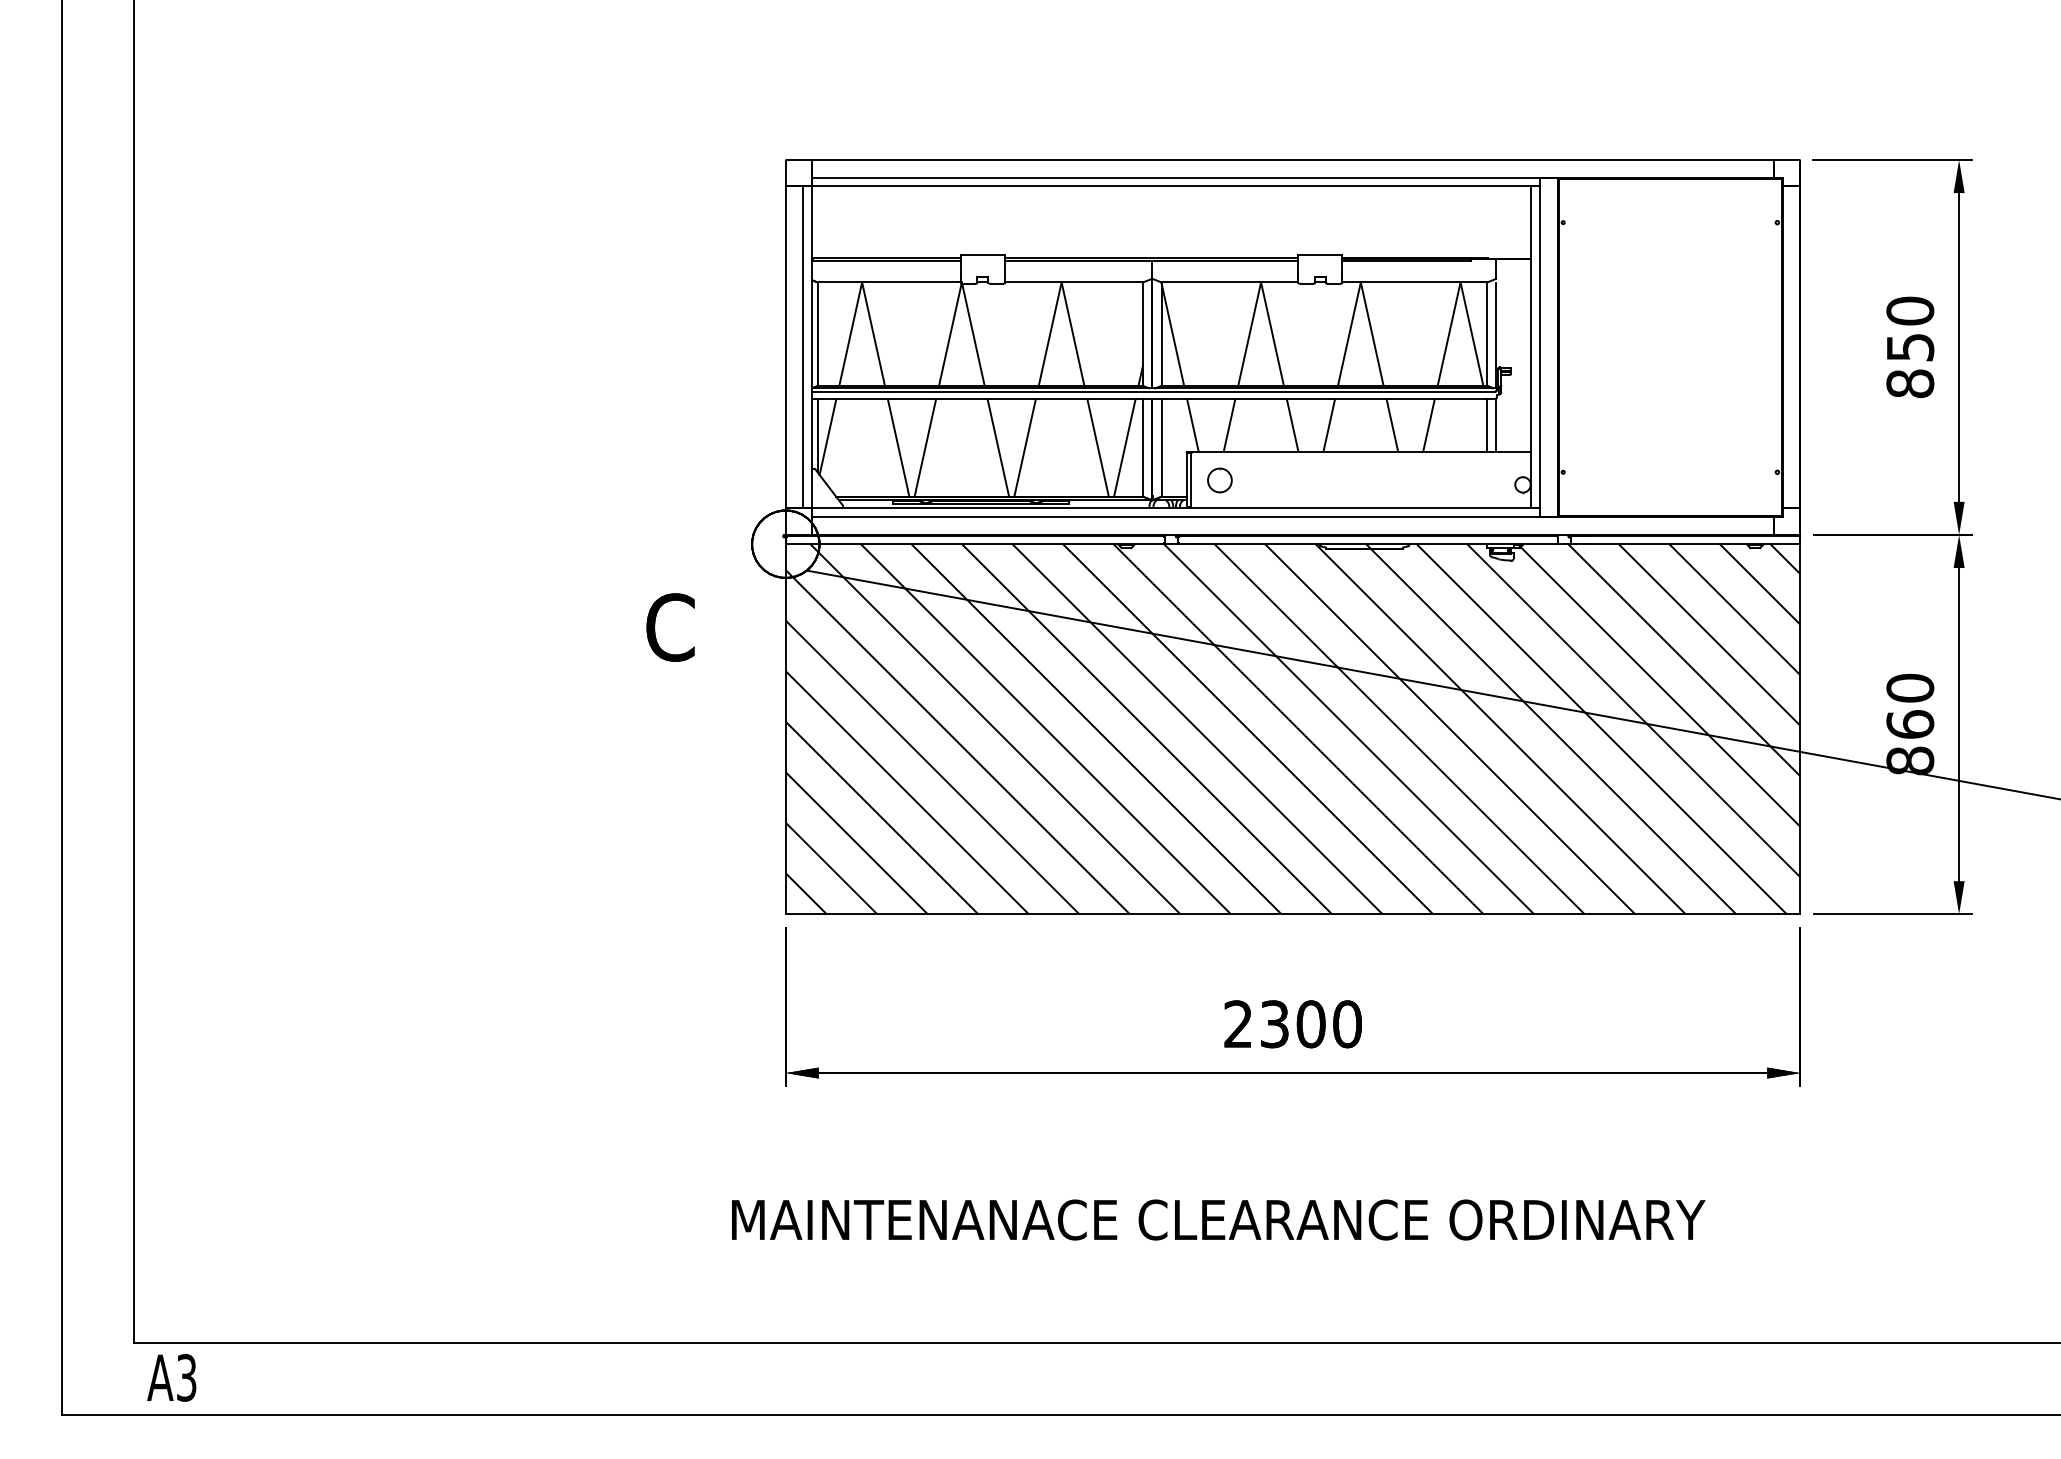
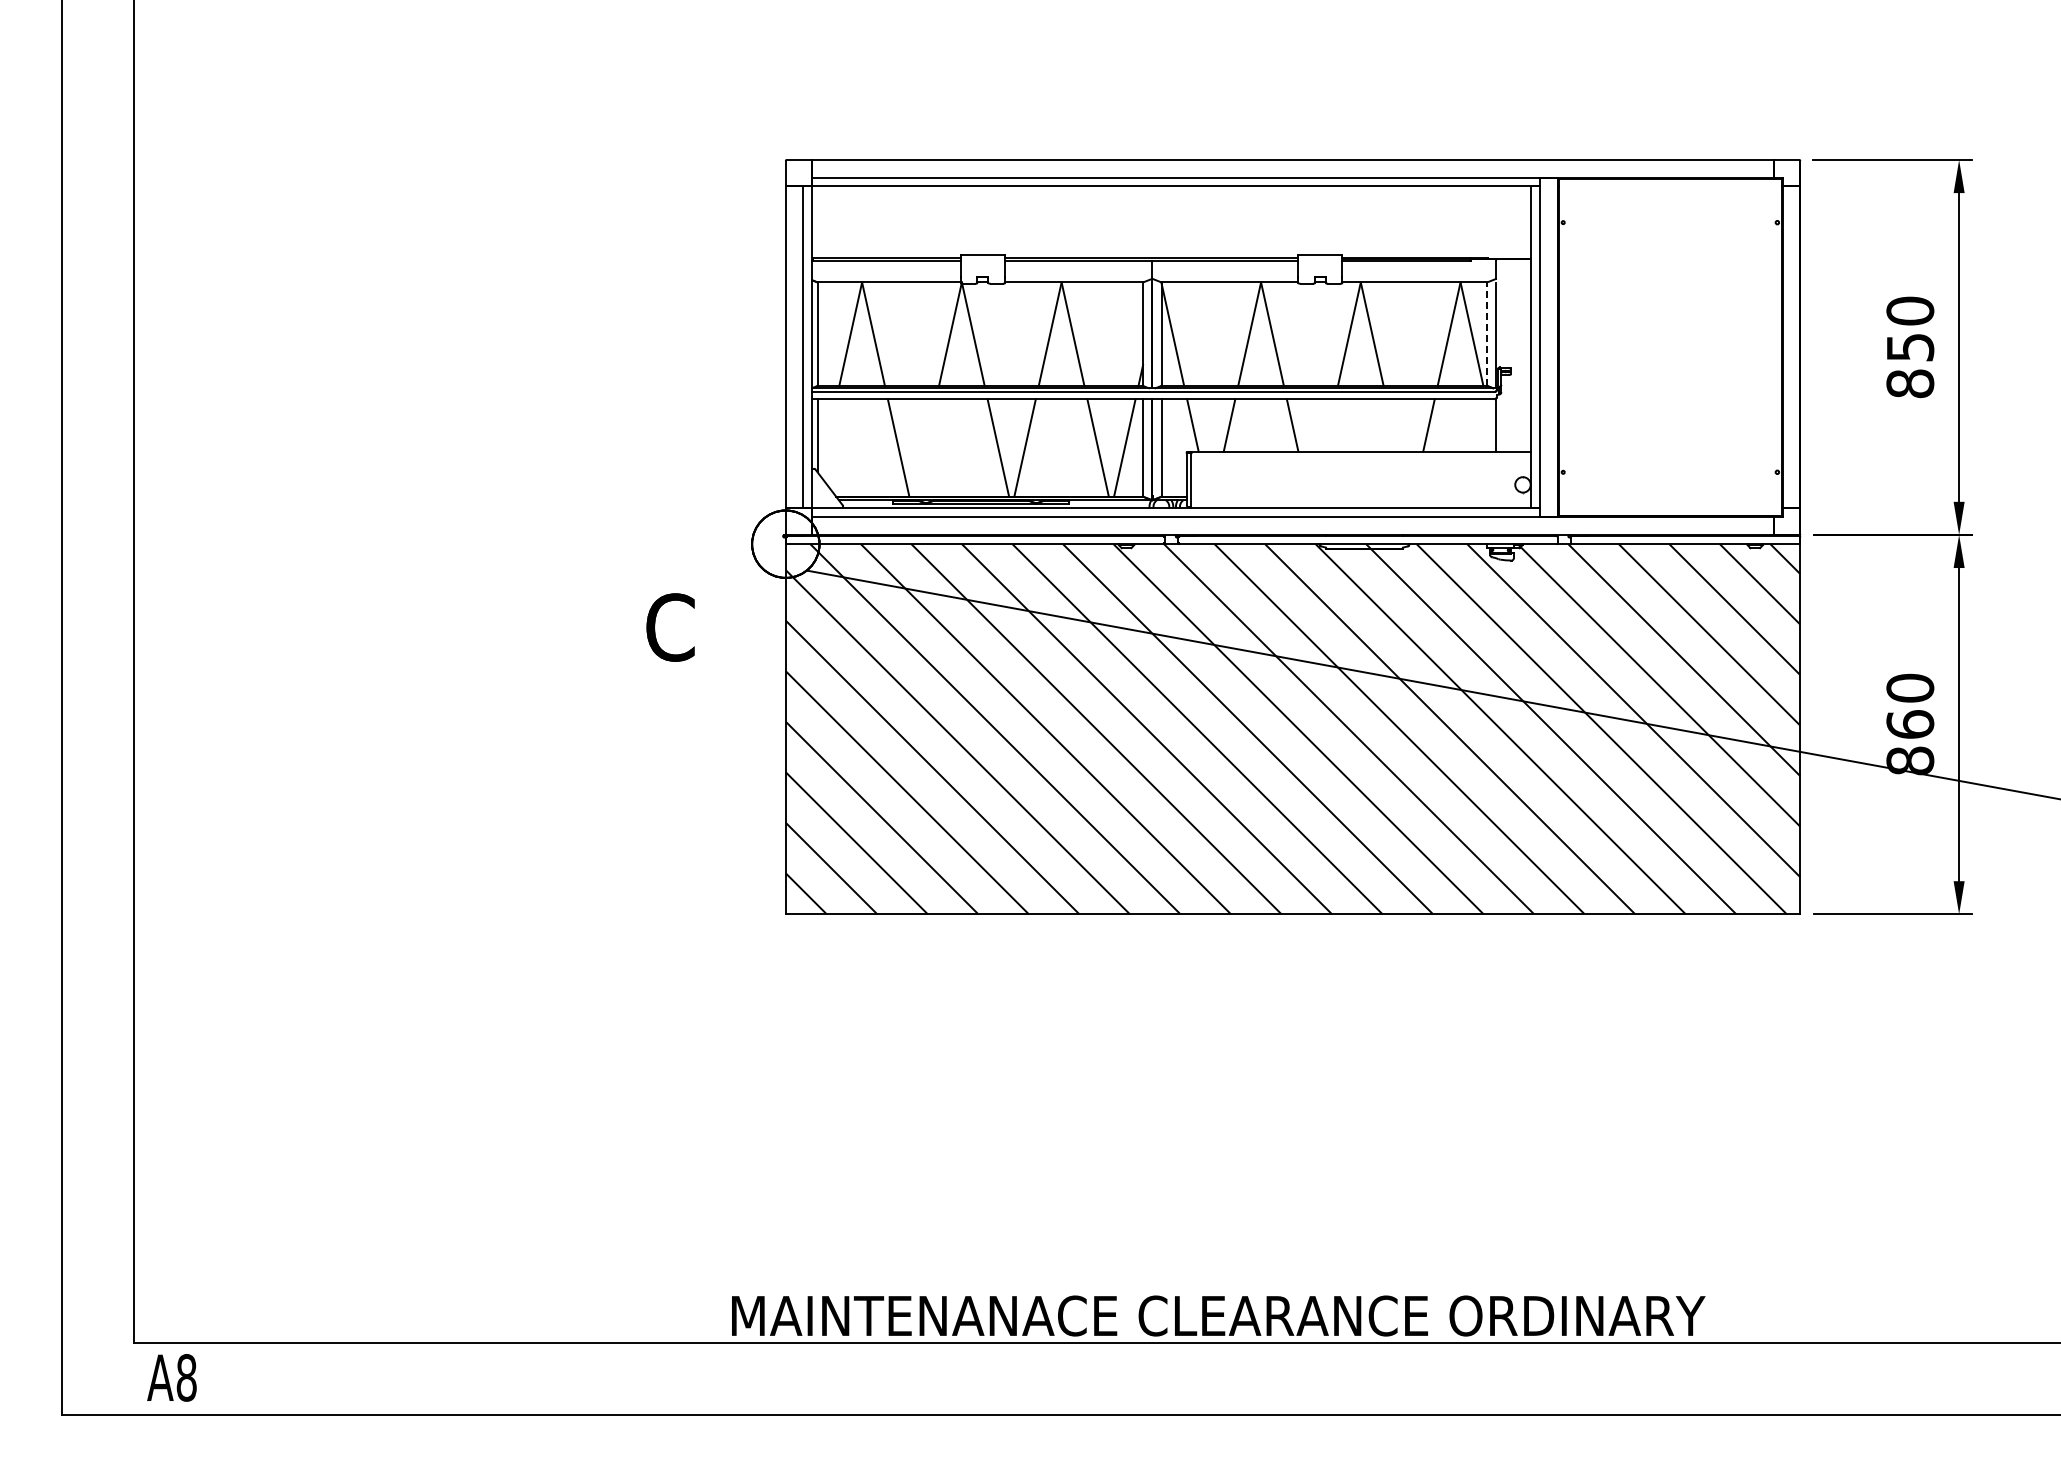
line: solid -> dashed (1487, 334)
line: present -> none (1329, 425)
line: present -> none (1392, 425)
line: present -> none (1487, 425)
line: present -> none (827, 437)
line: present -> none (925, 447)
part: present -> none (1219, 480)
part: present -> none (1292, 1006)
text position: (1218, 1219) -> (1218, 1315) (1218, 1315)
text: A3 -> A8 (186, 1377)
